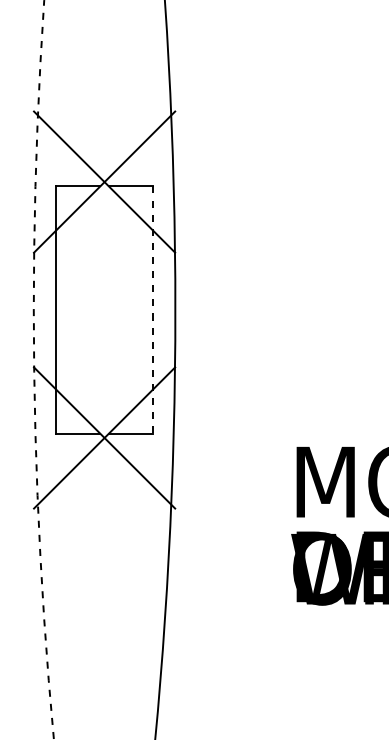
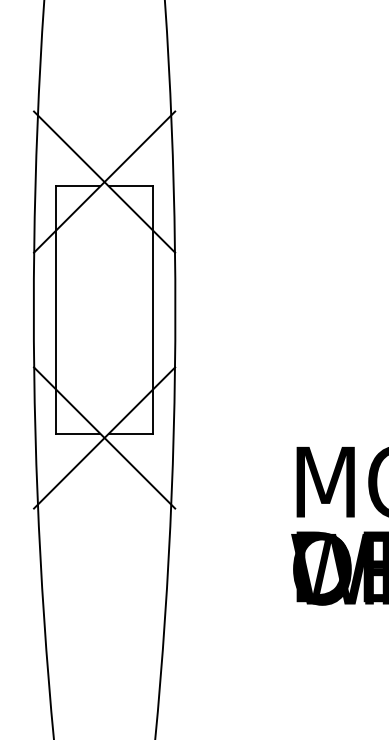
line: dashed -> solid (152, 310)
arc: dashed -> solid (34, 370)
